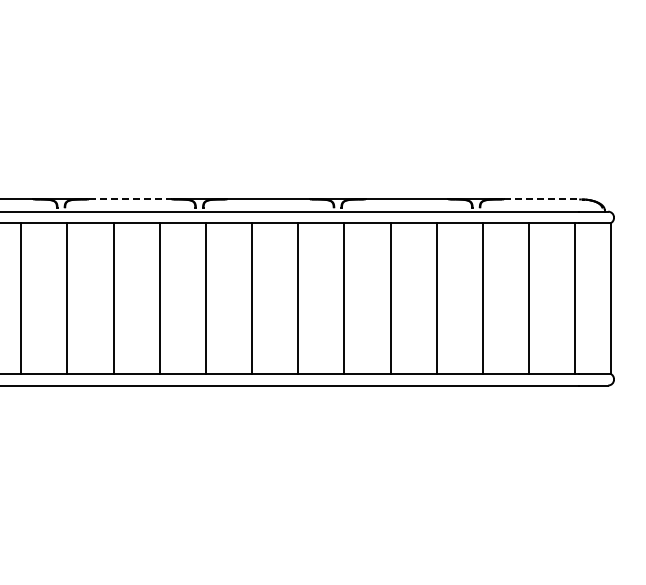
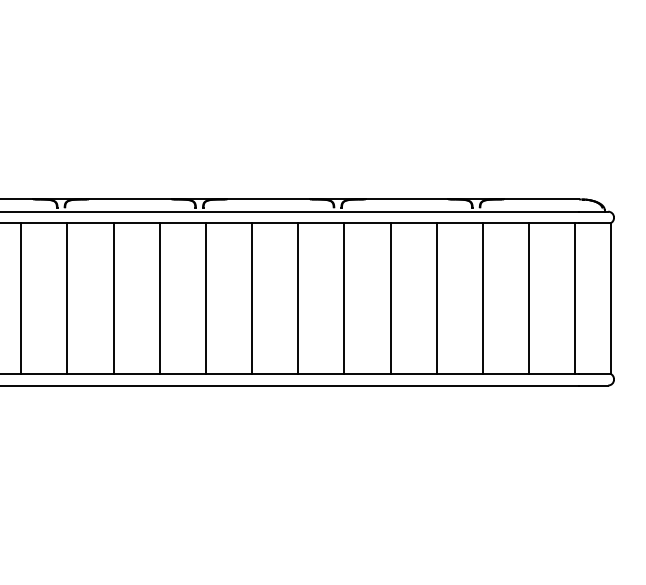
line: dashed -> solid (130, 199)
line: dashed -> solid (541, 199)
